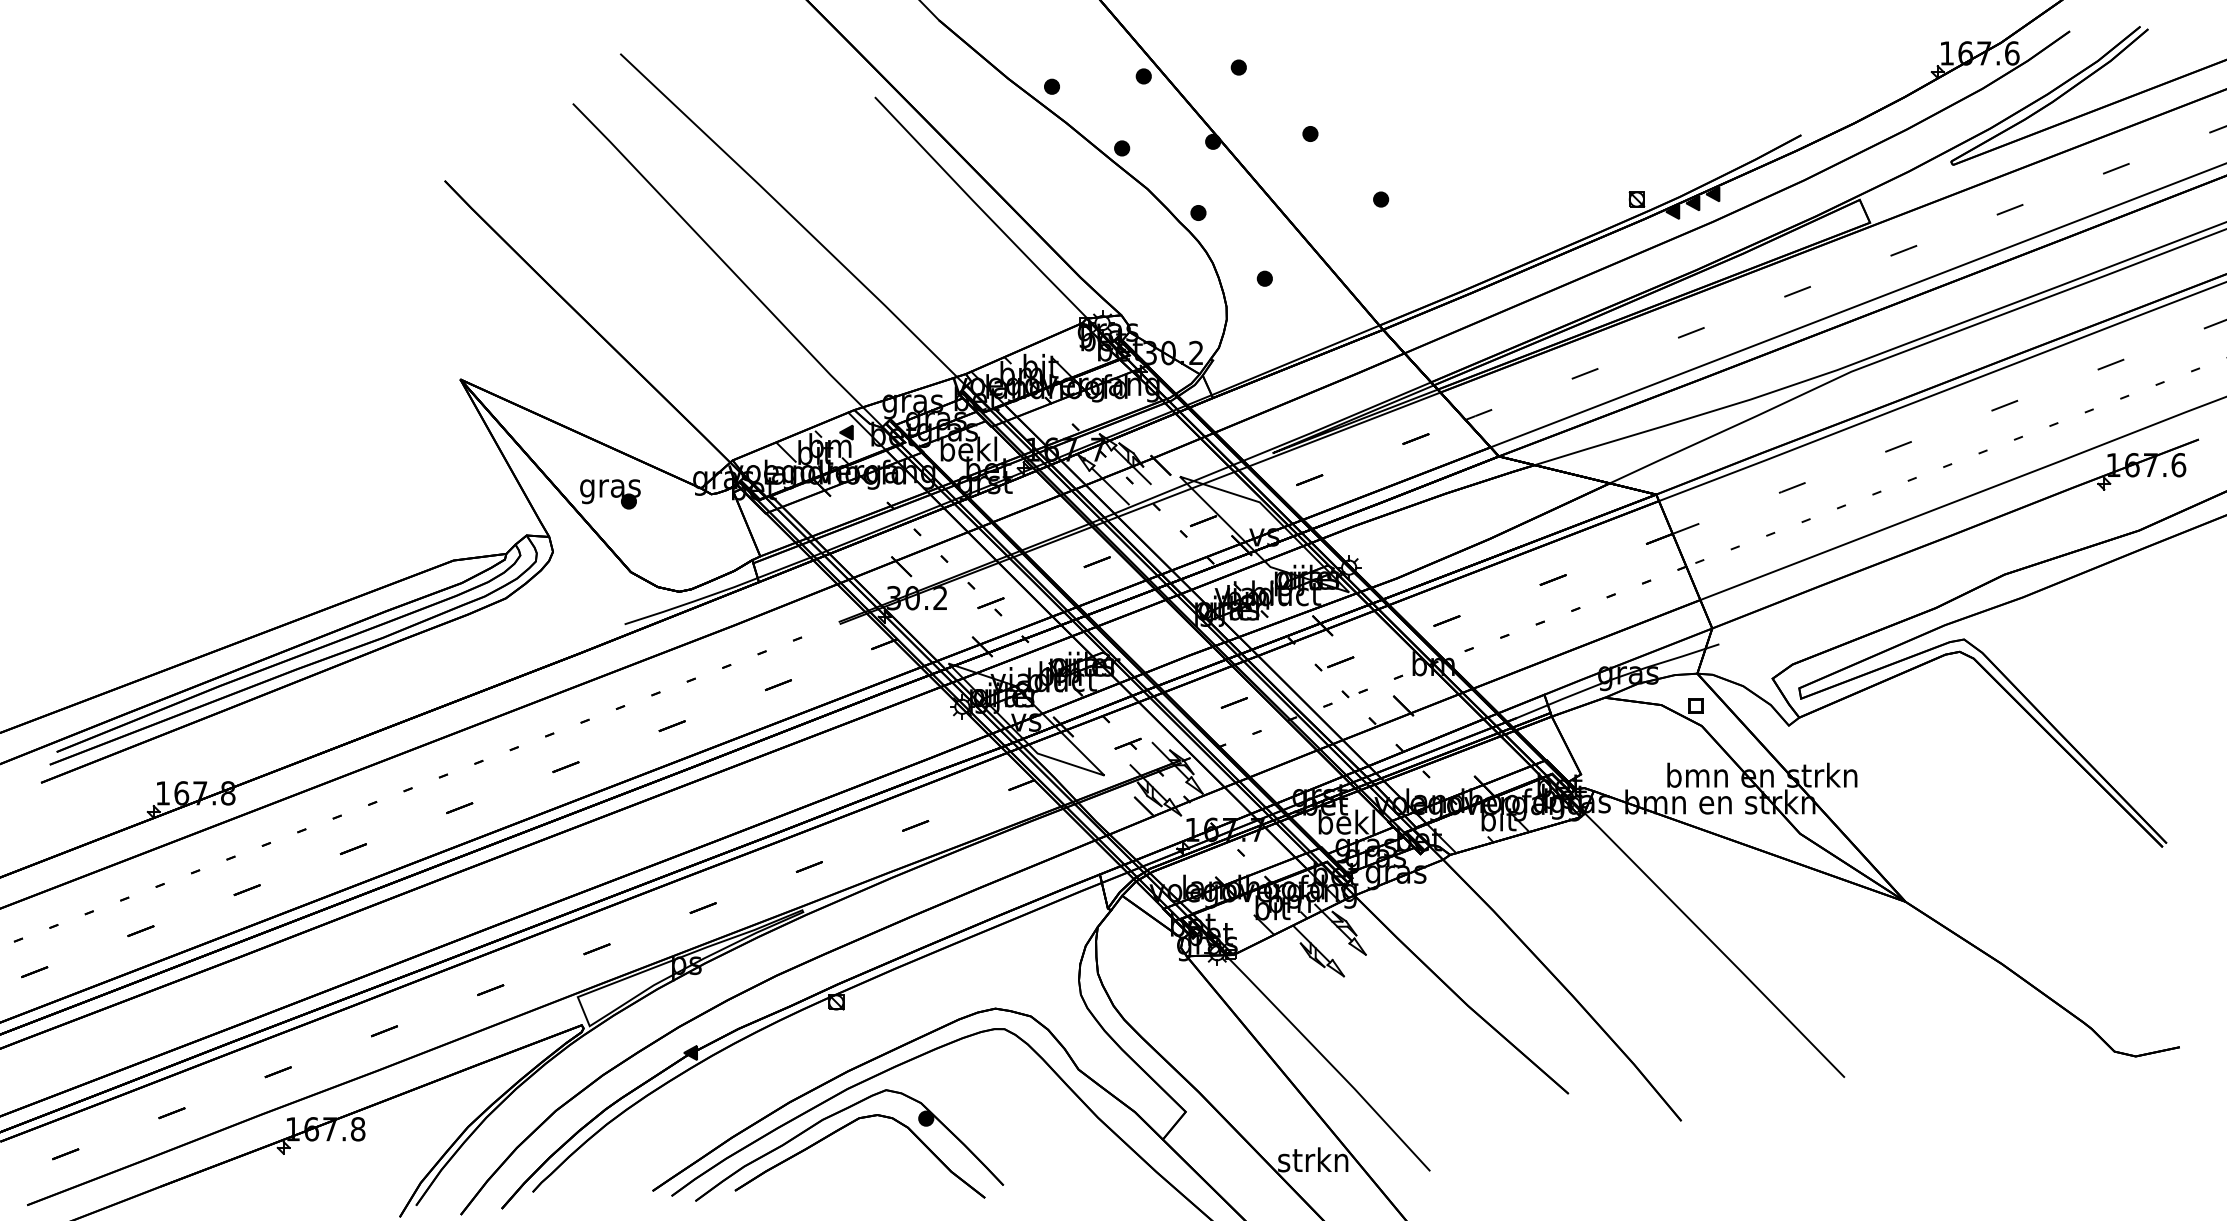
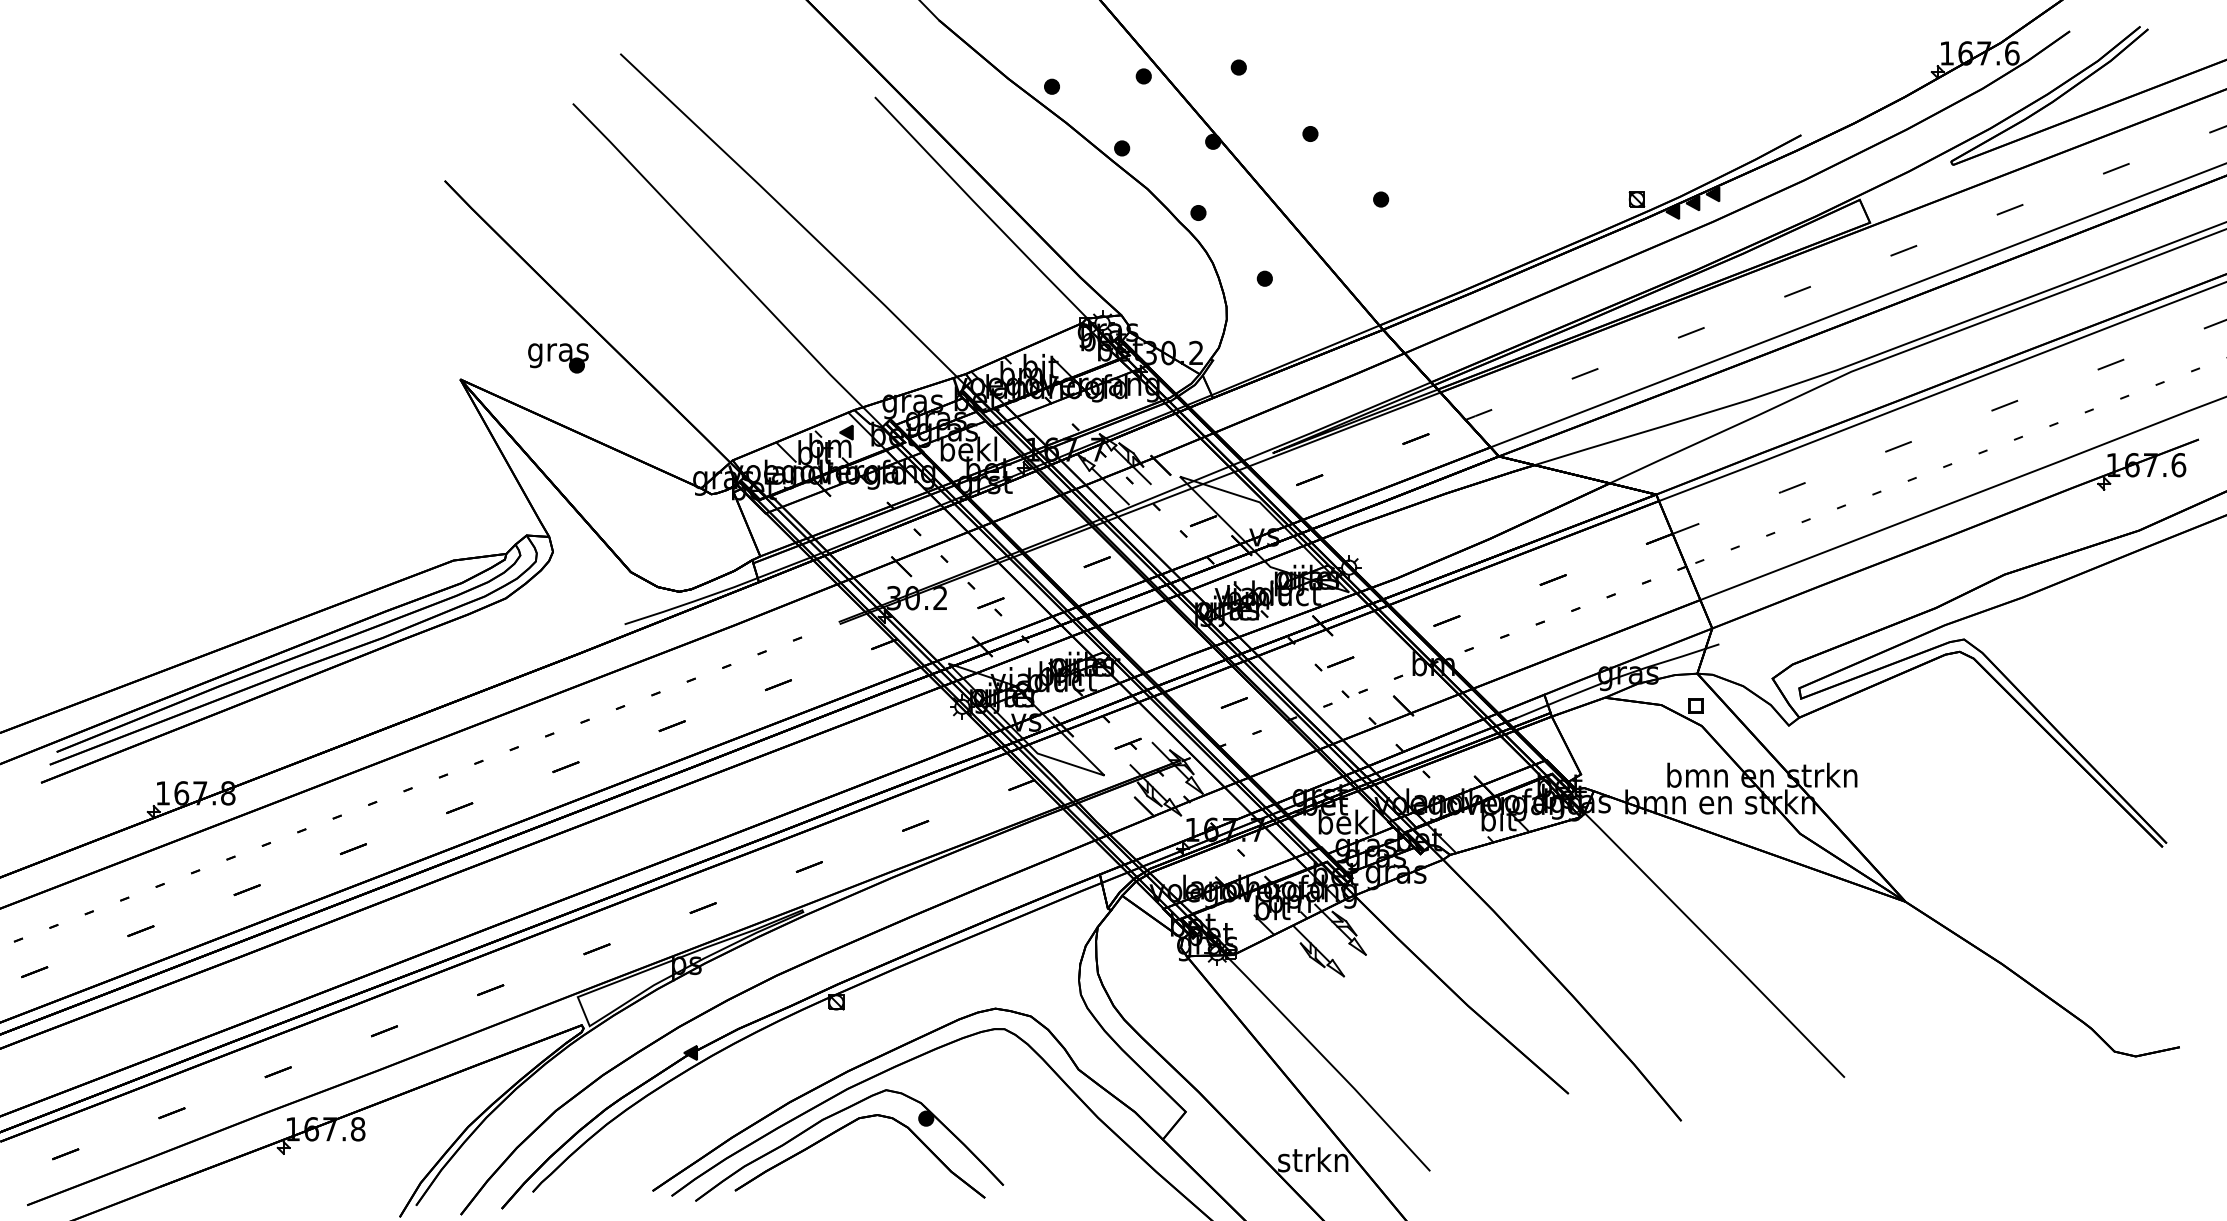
part position: (610, 494) -> (558, 358) (558, 358)
